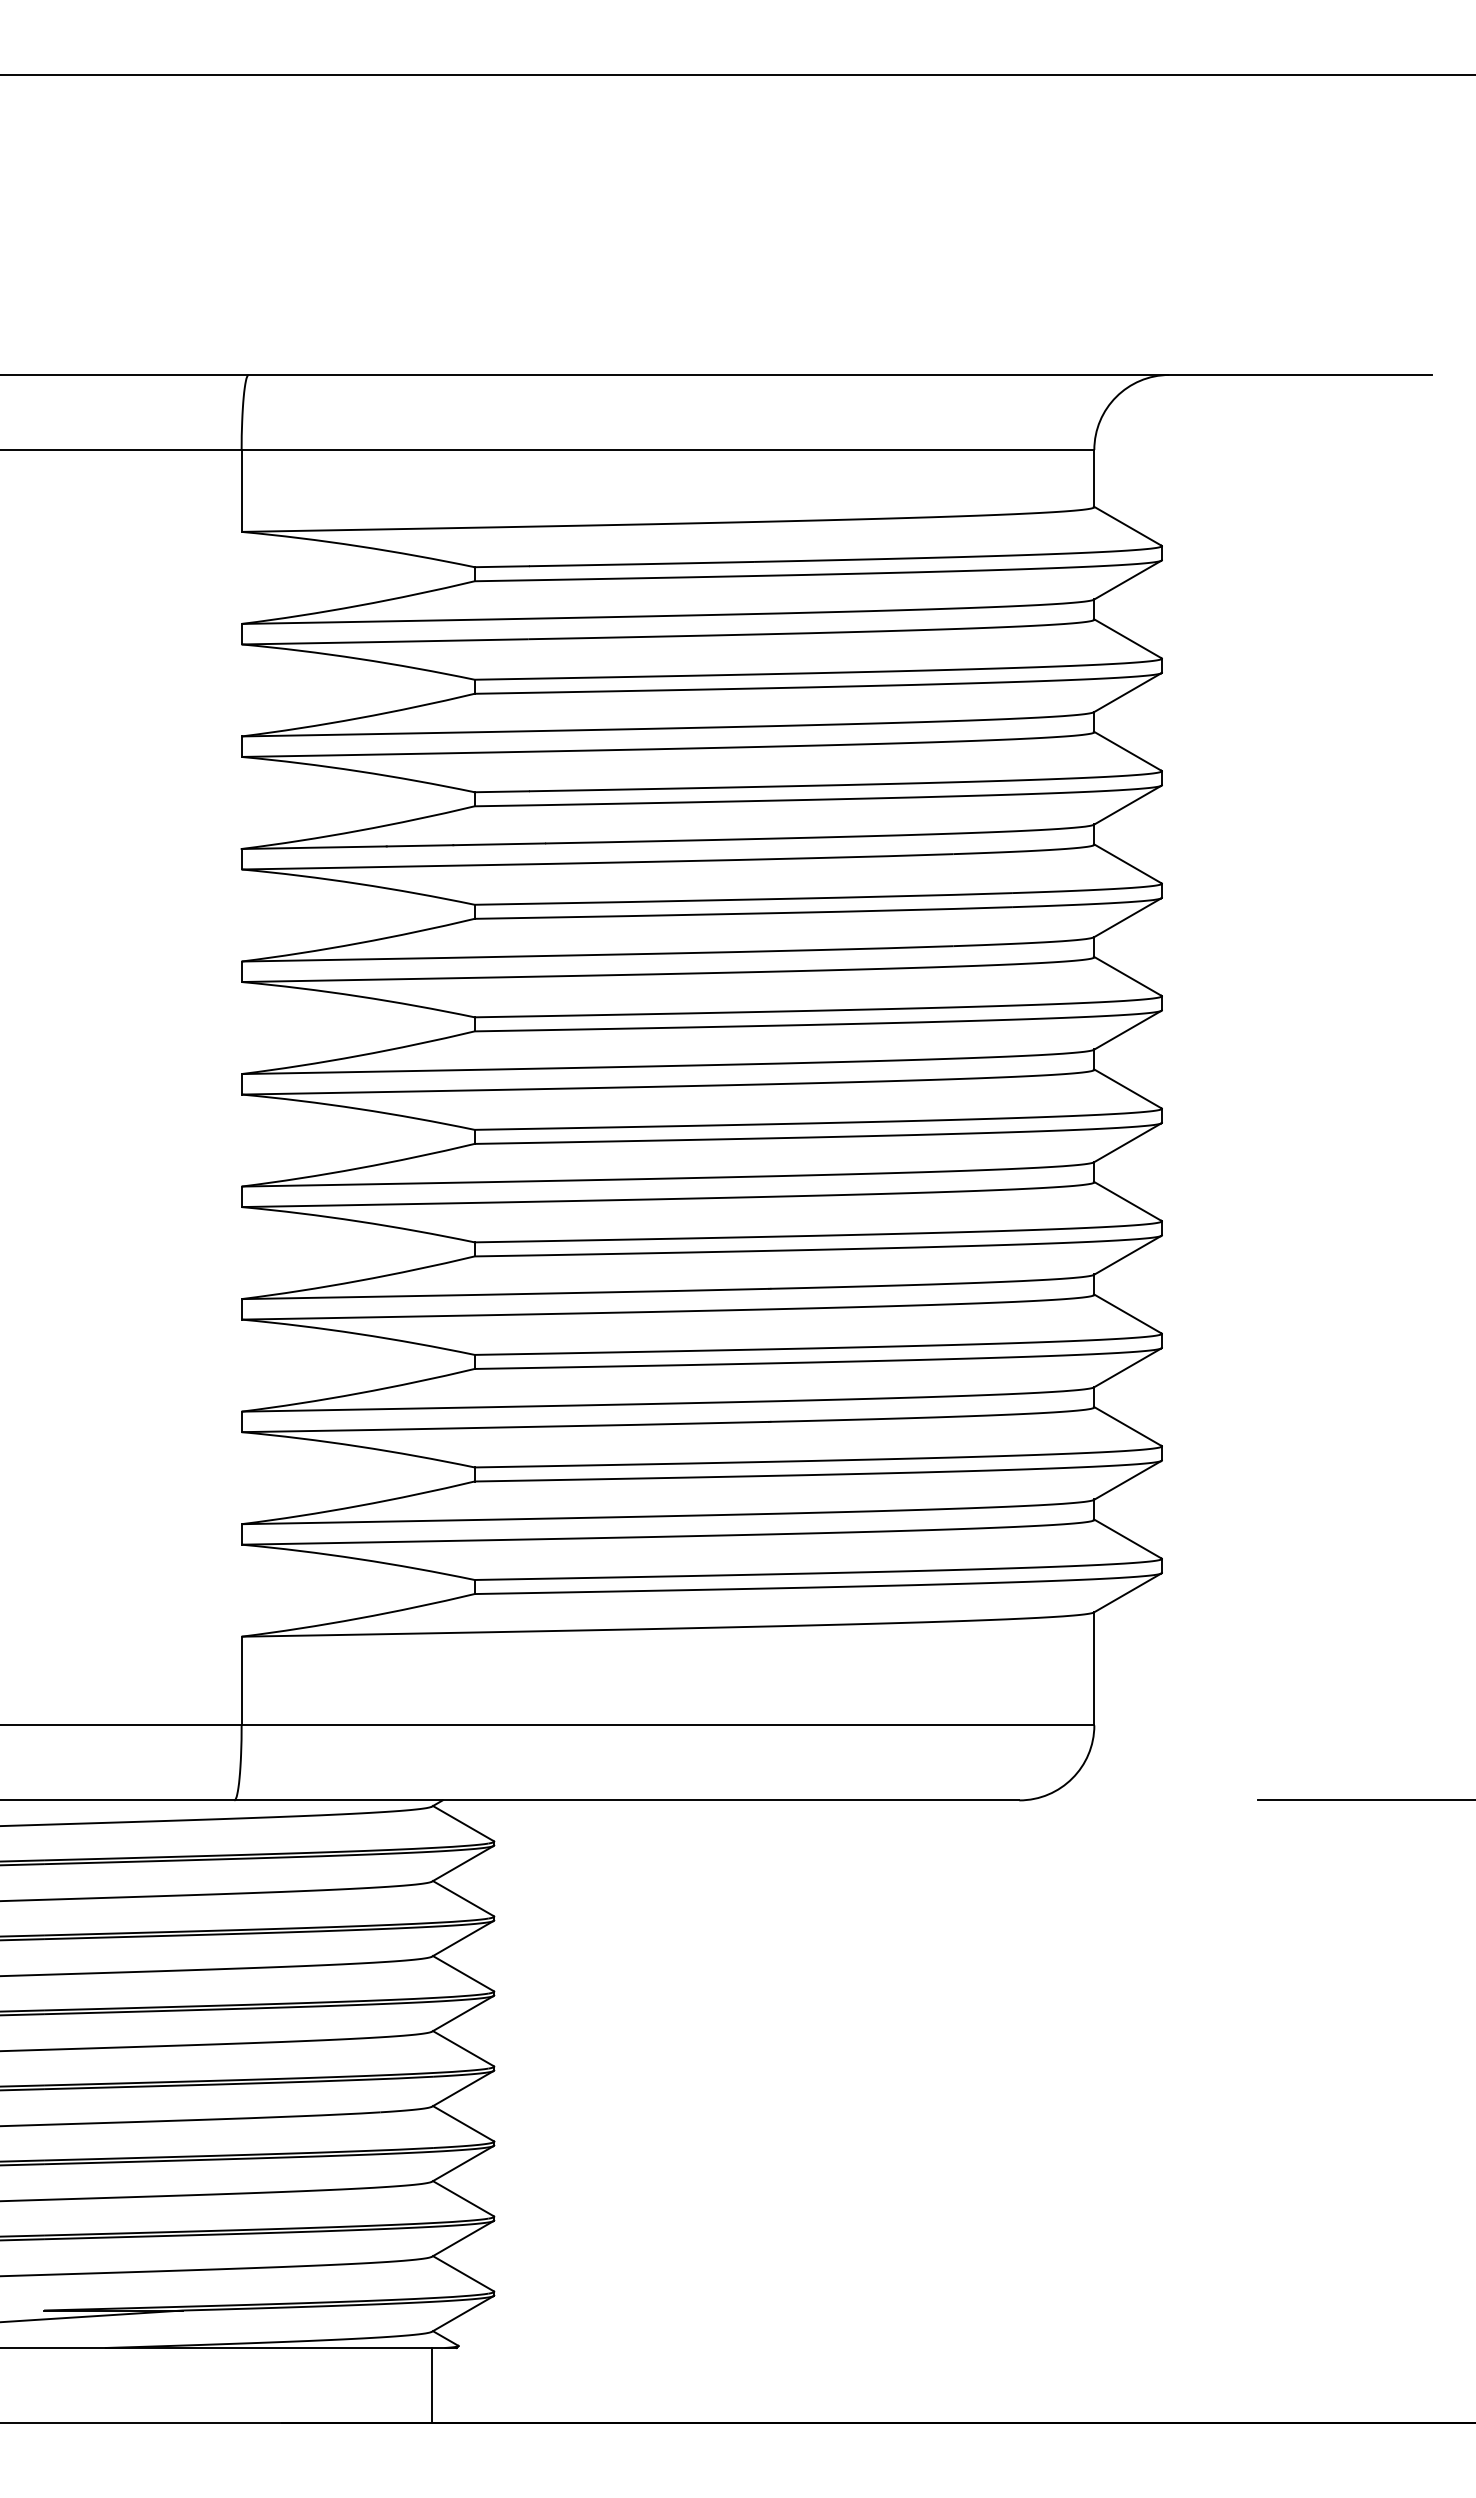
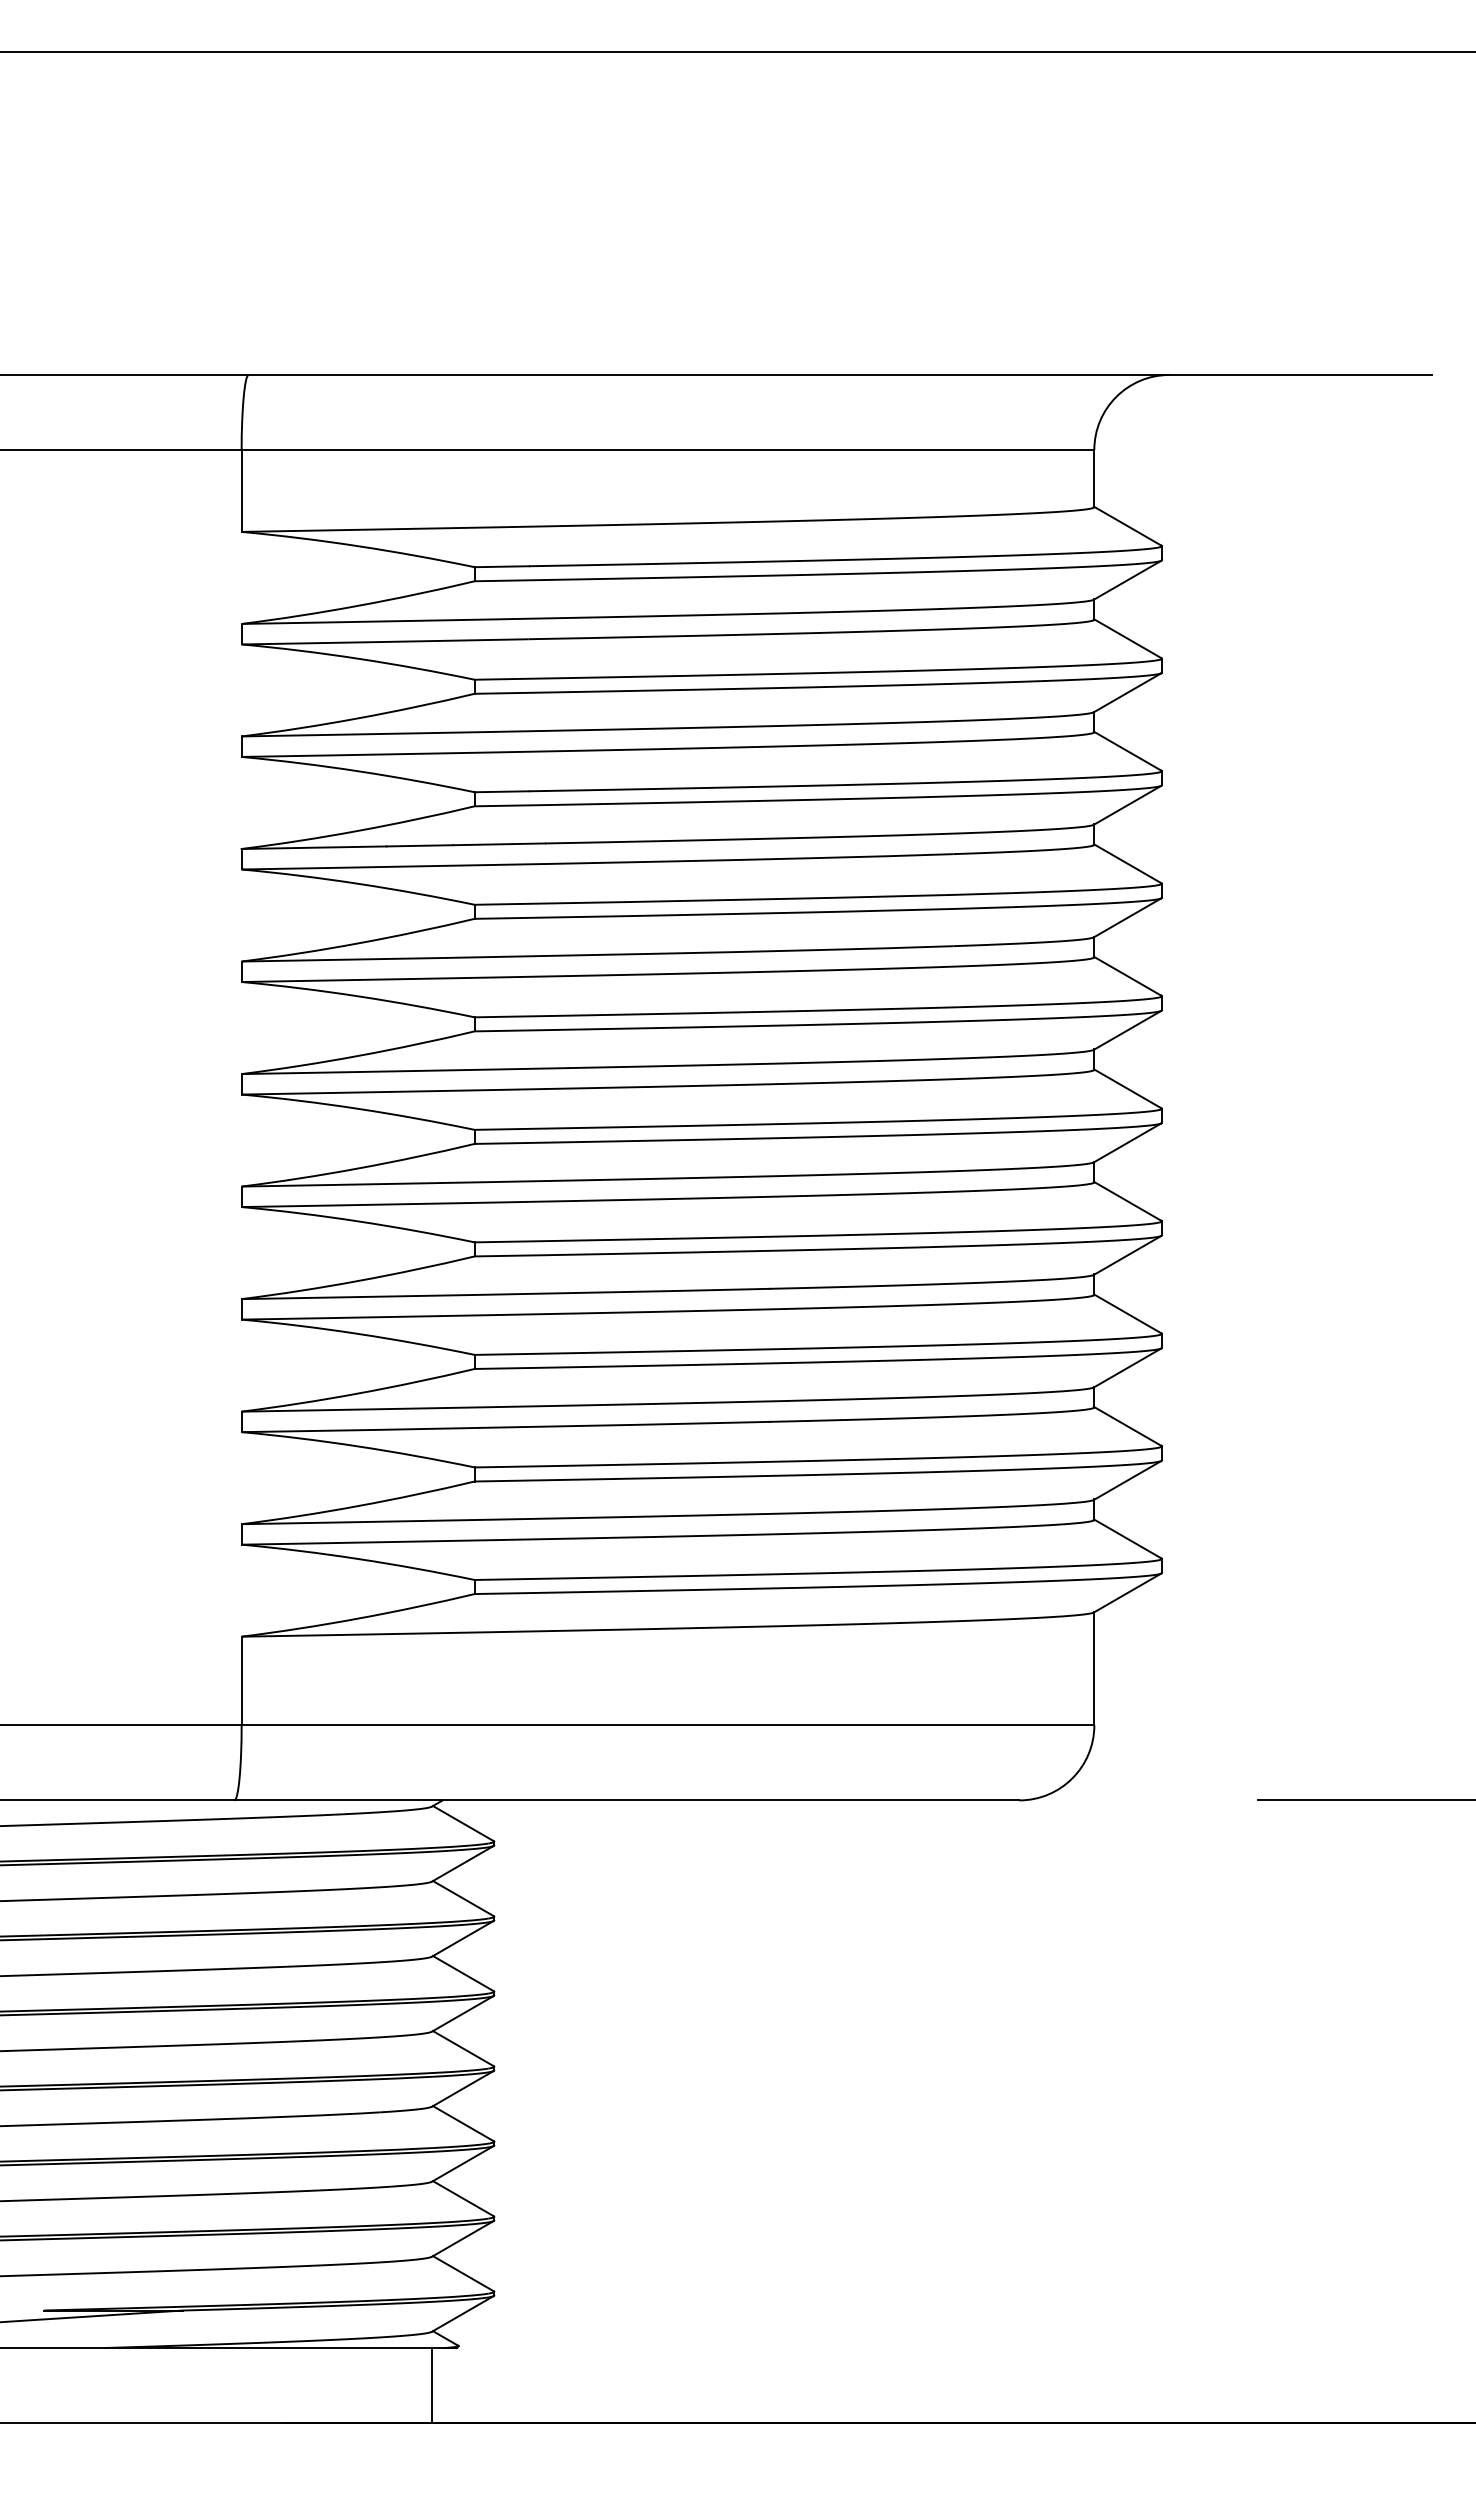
line position: (737, 74) -> (737, 51) (737, 51)
